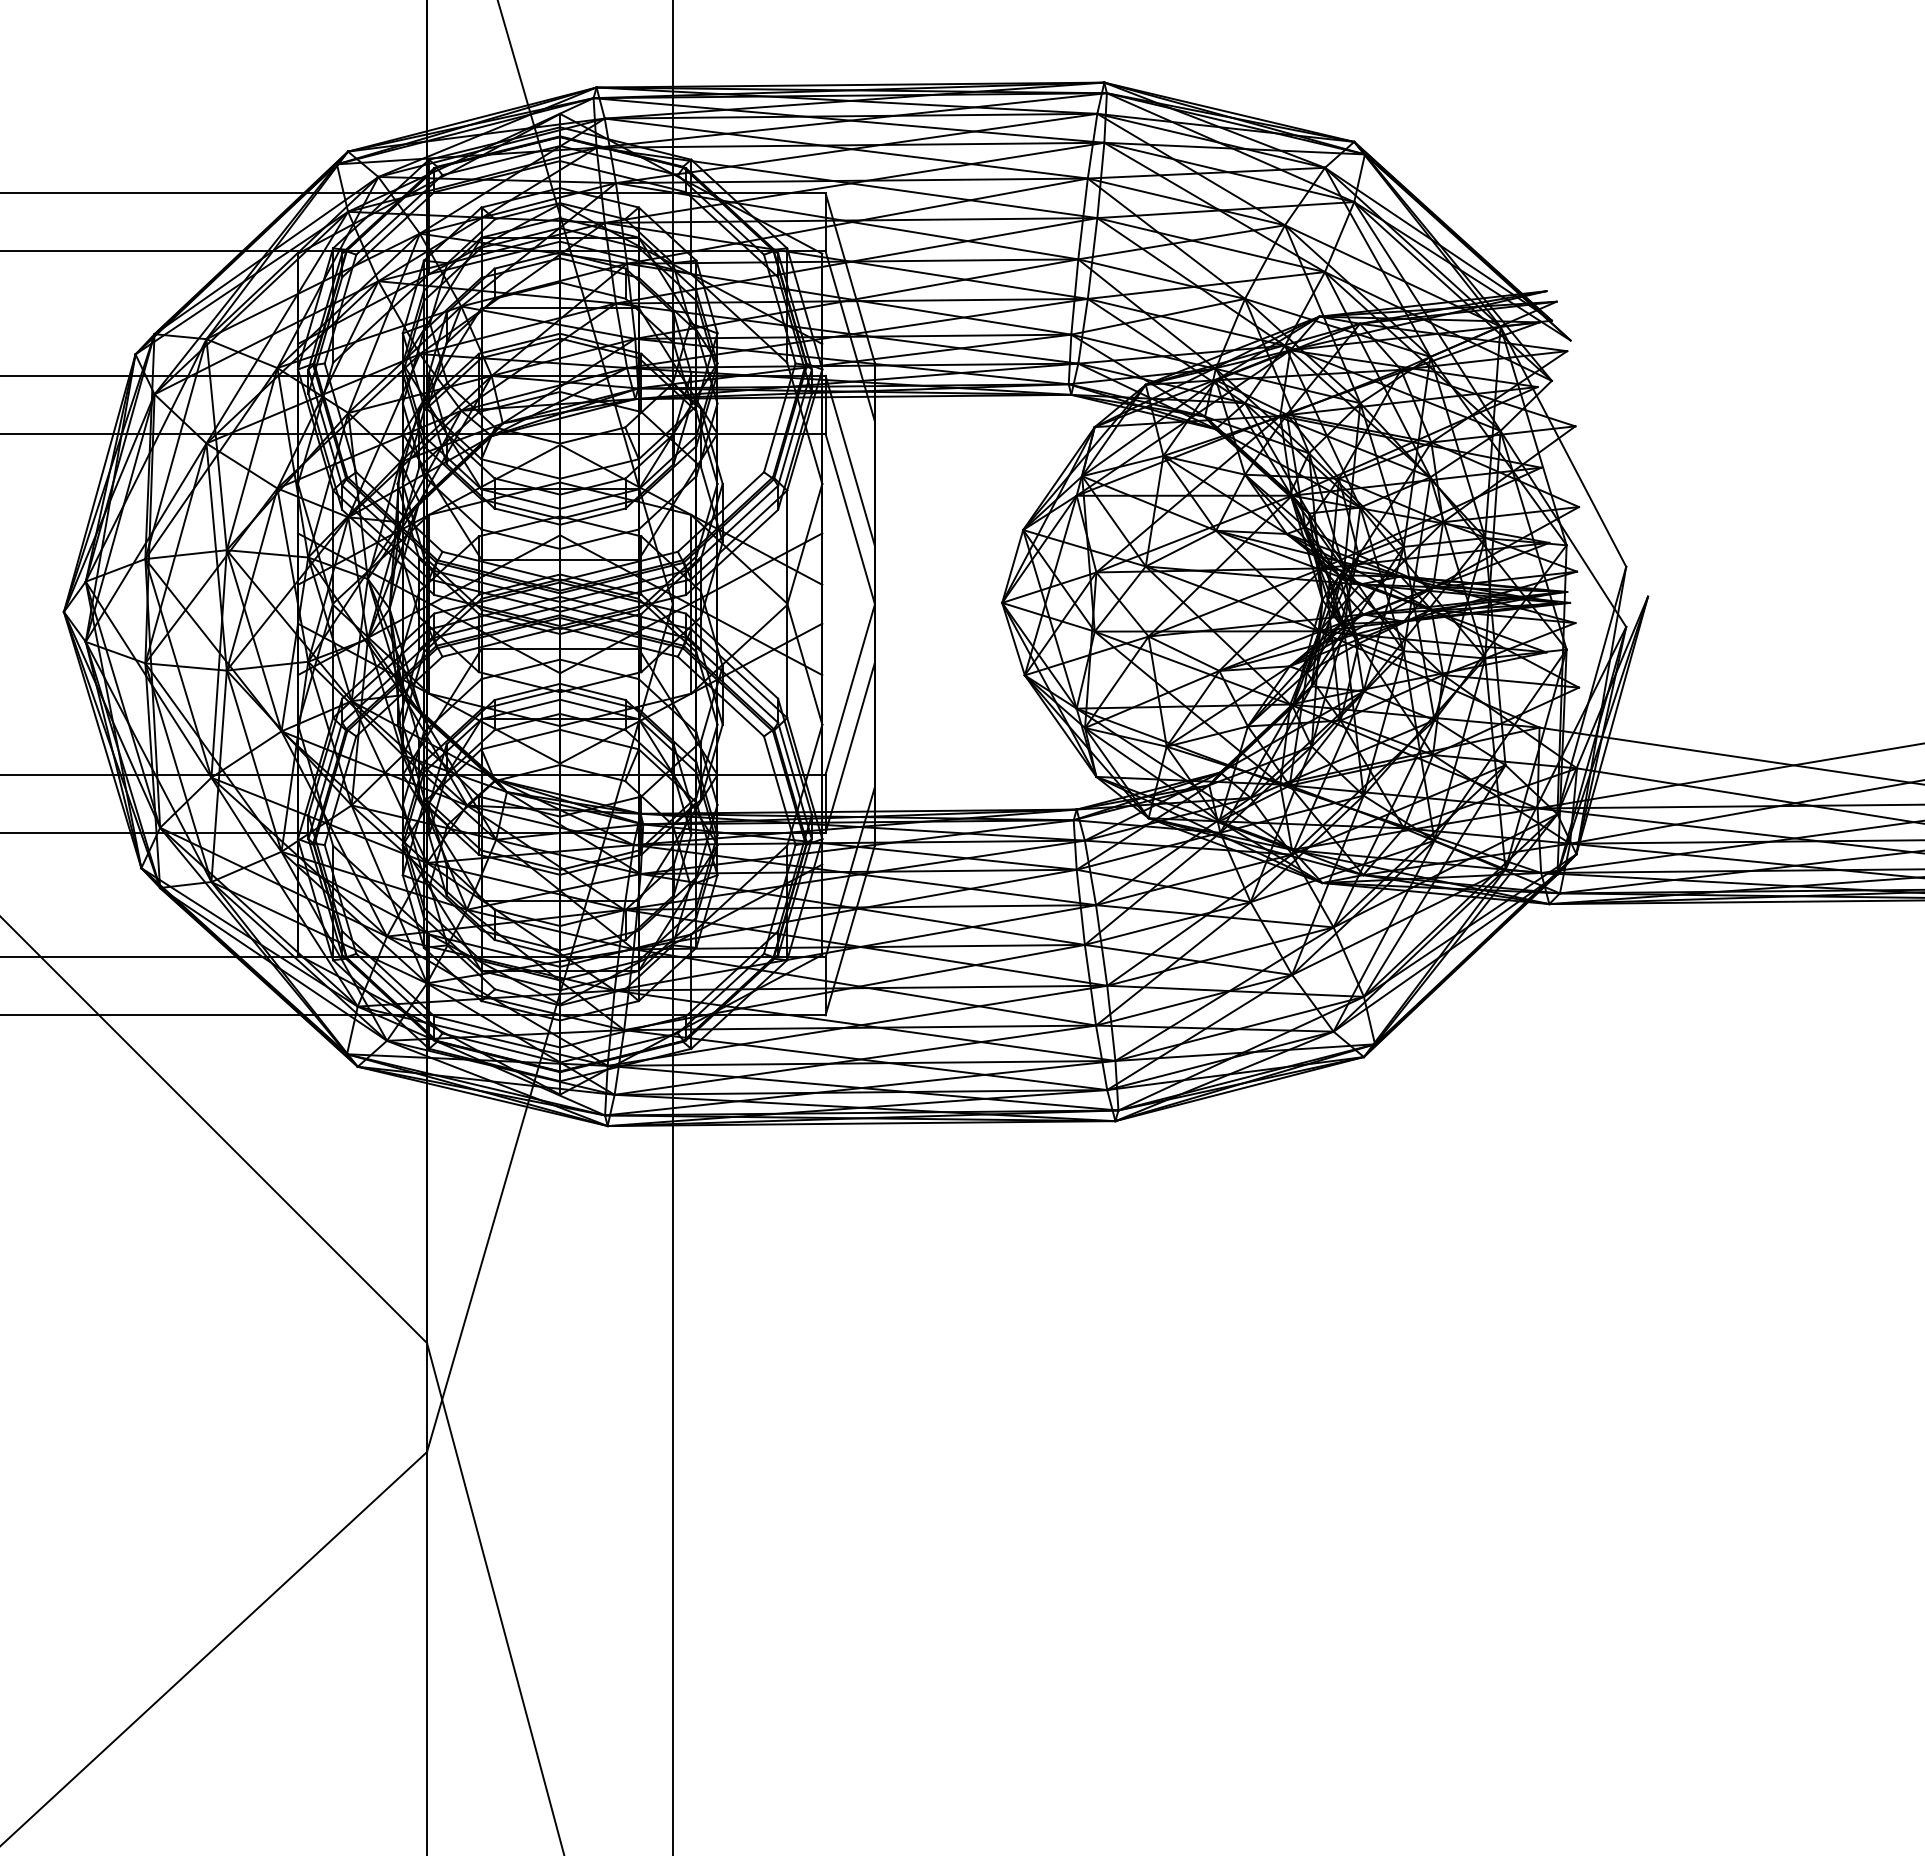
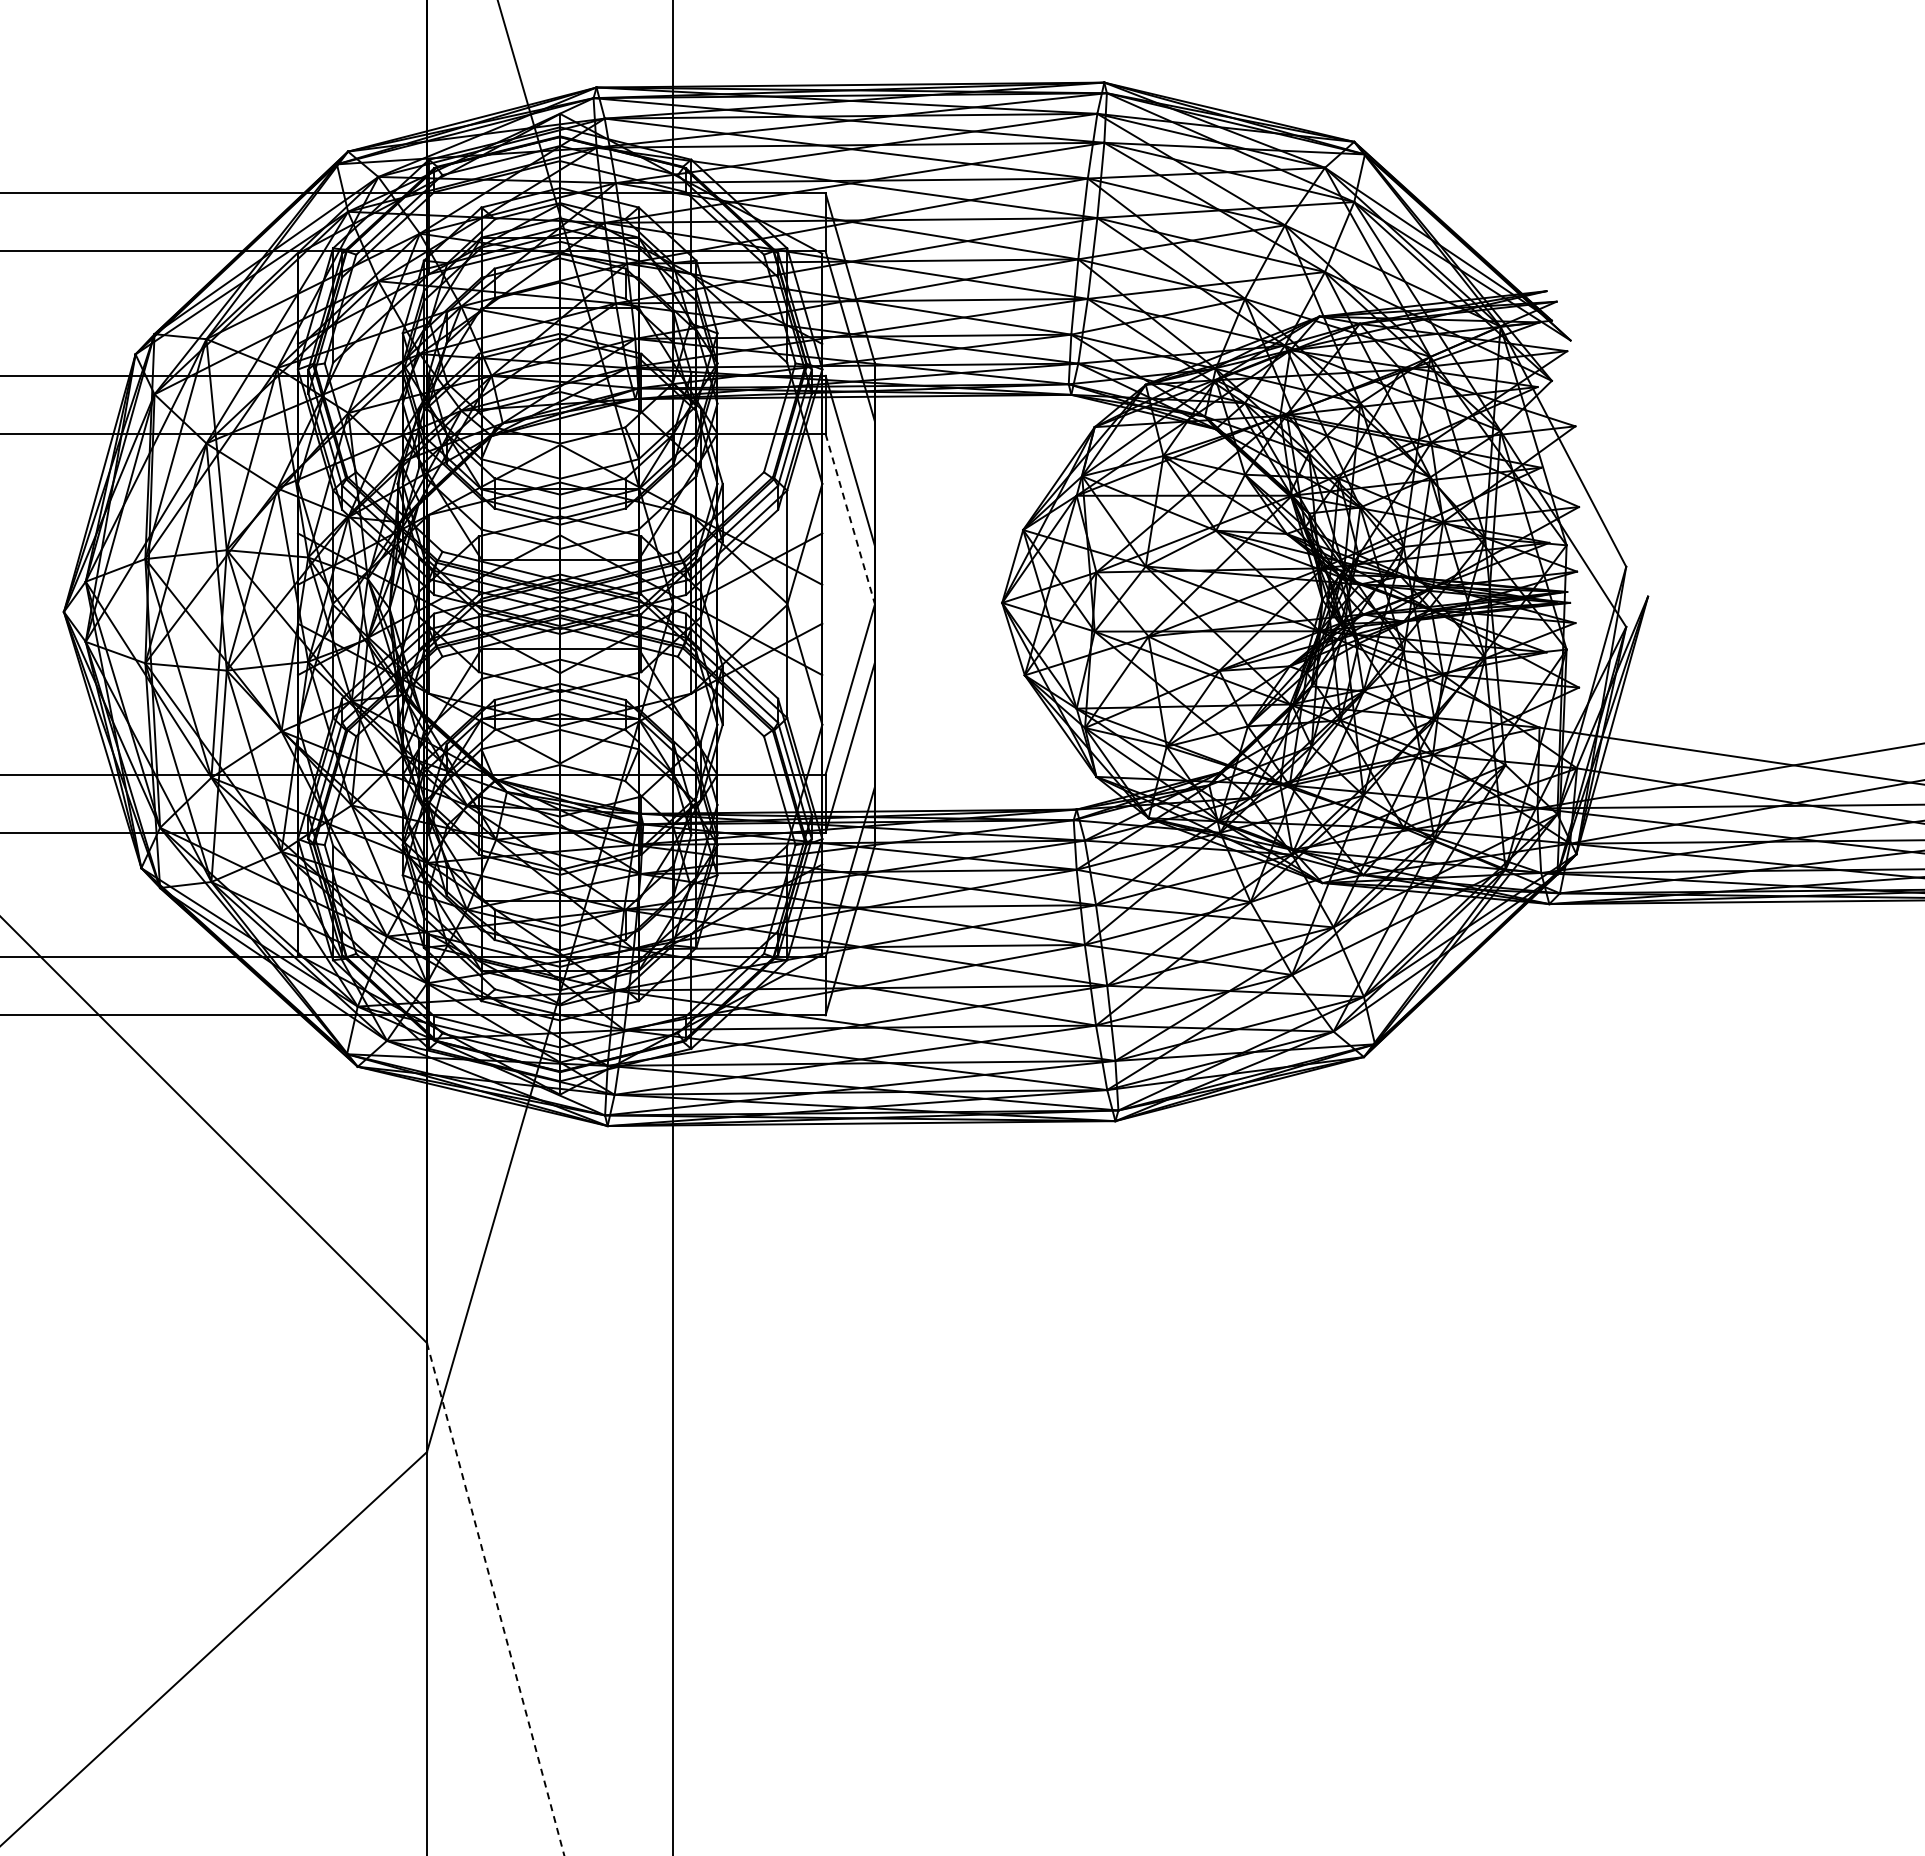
line: solid -> dashed (850, 519)
line: solid -> dashed (495, 1599)
